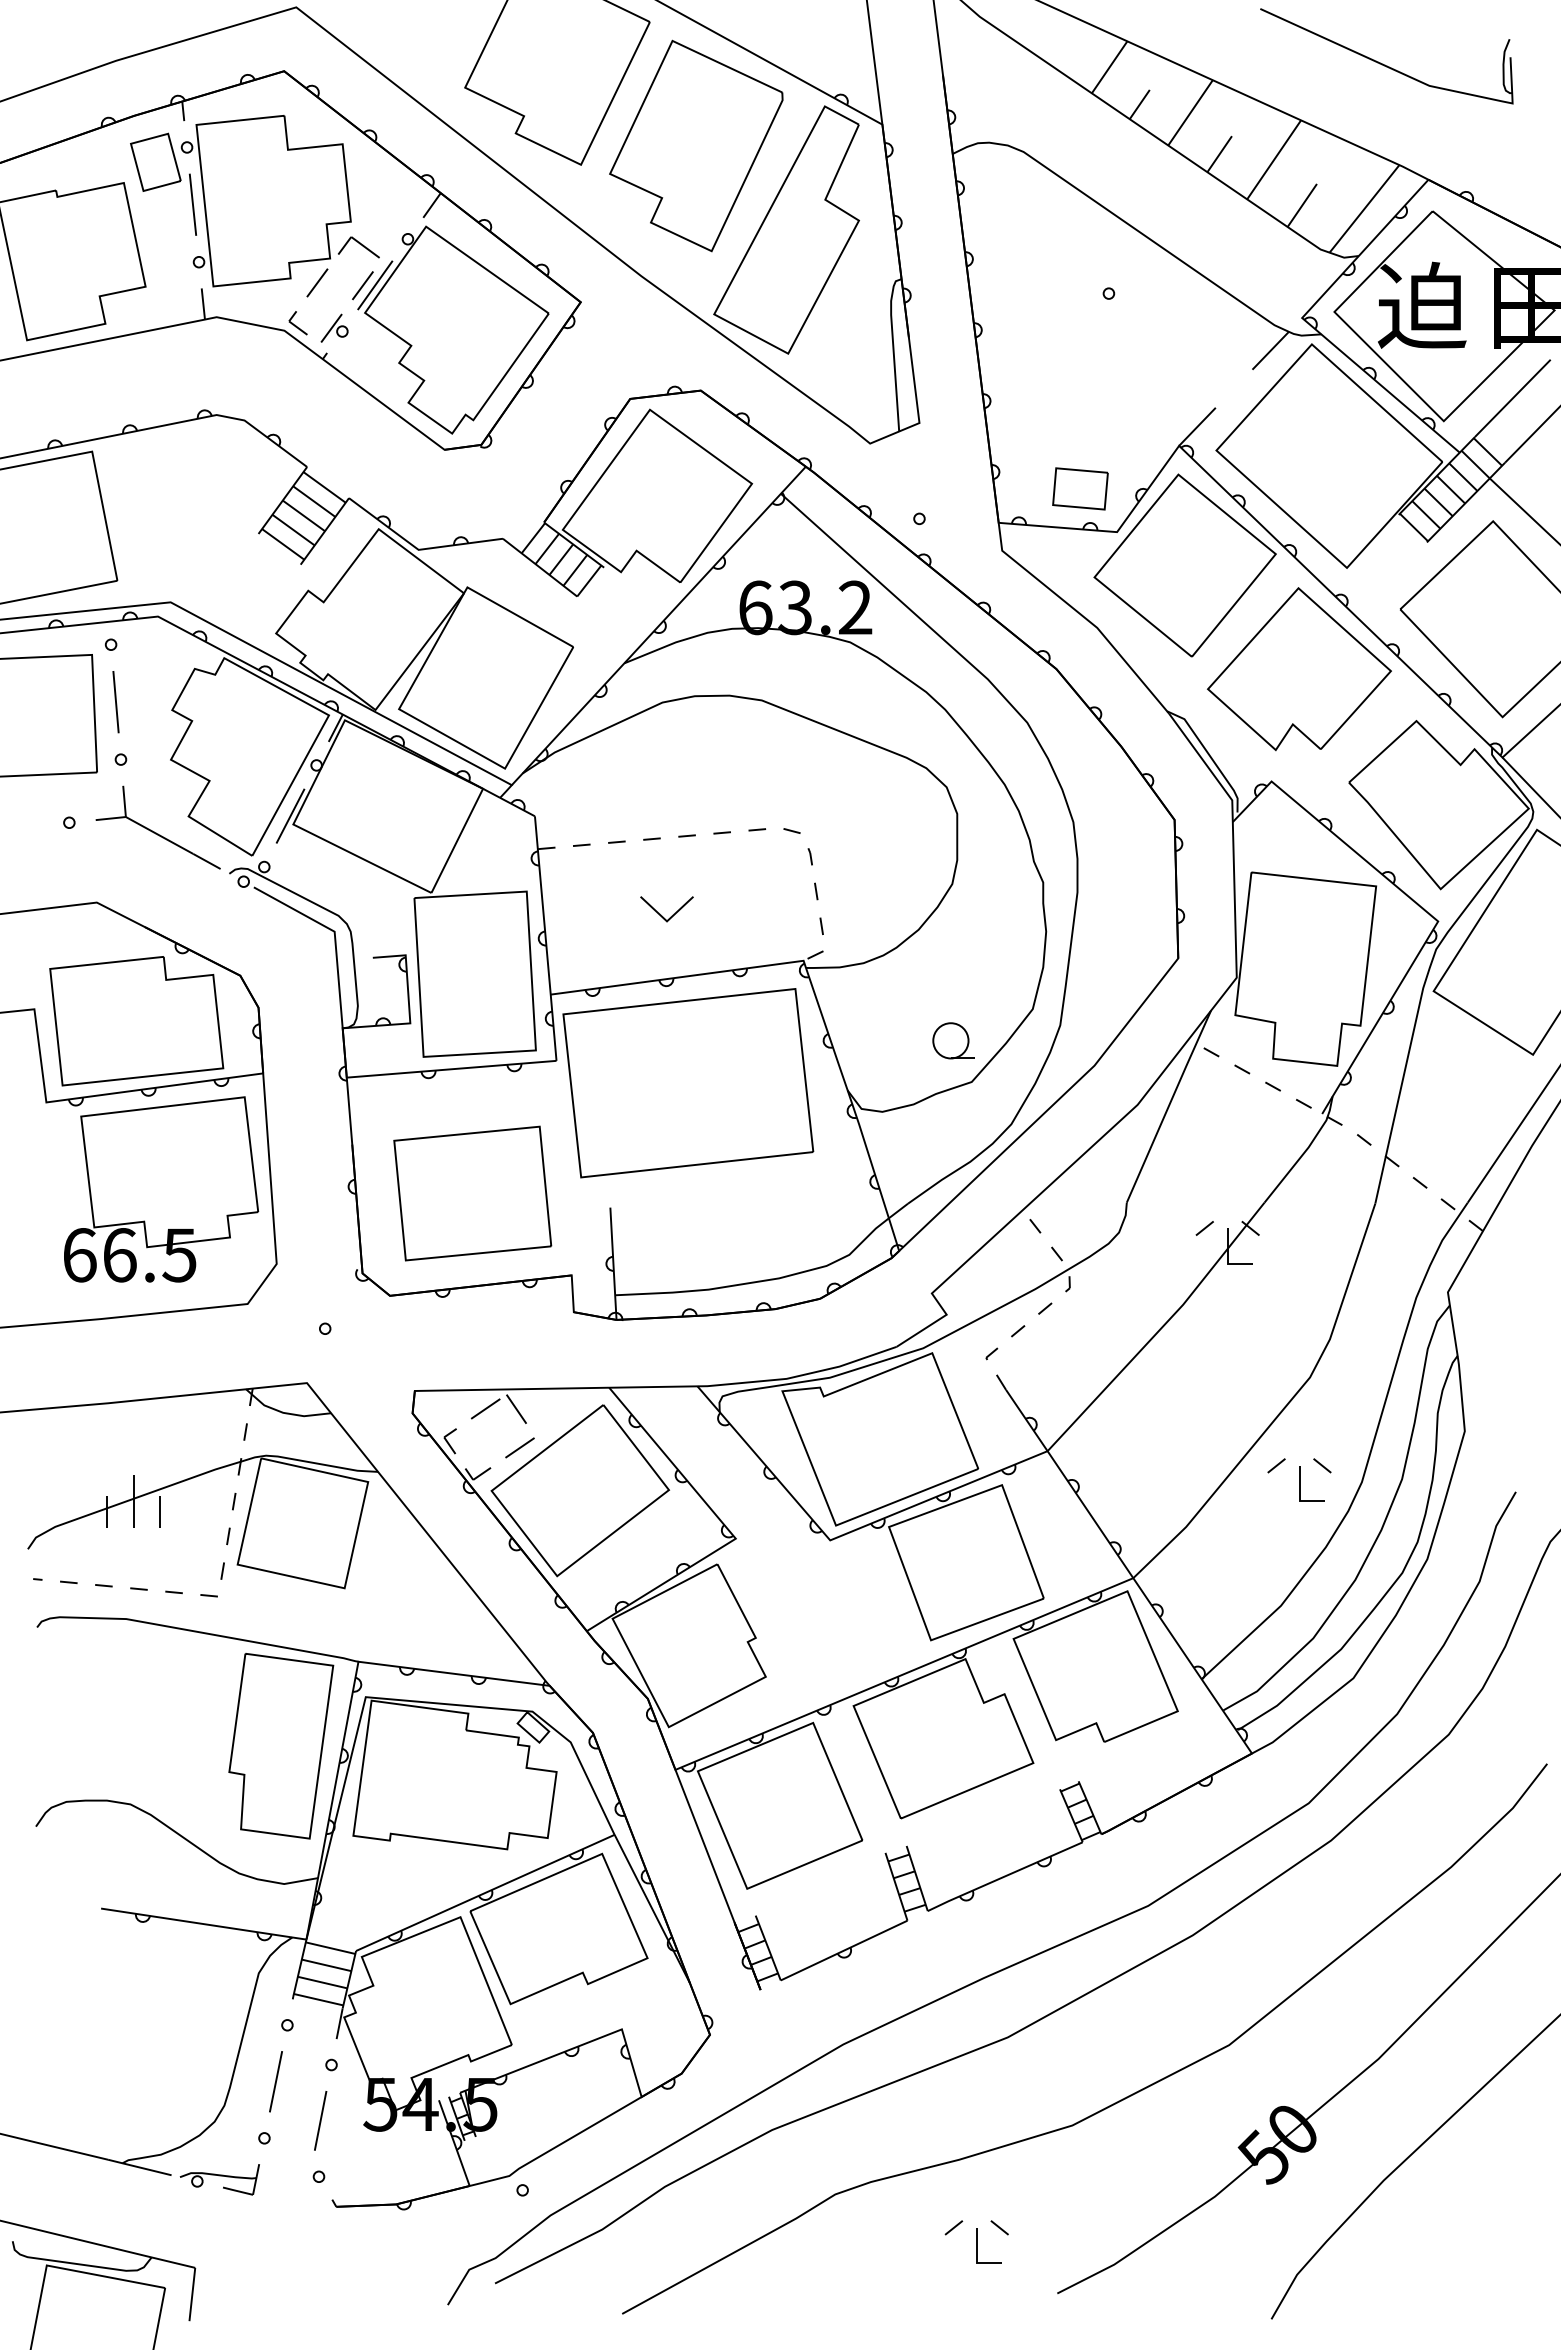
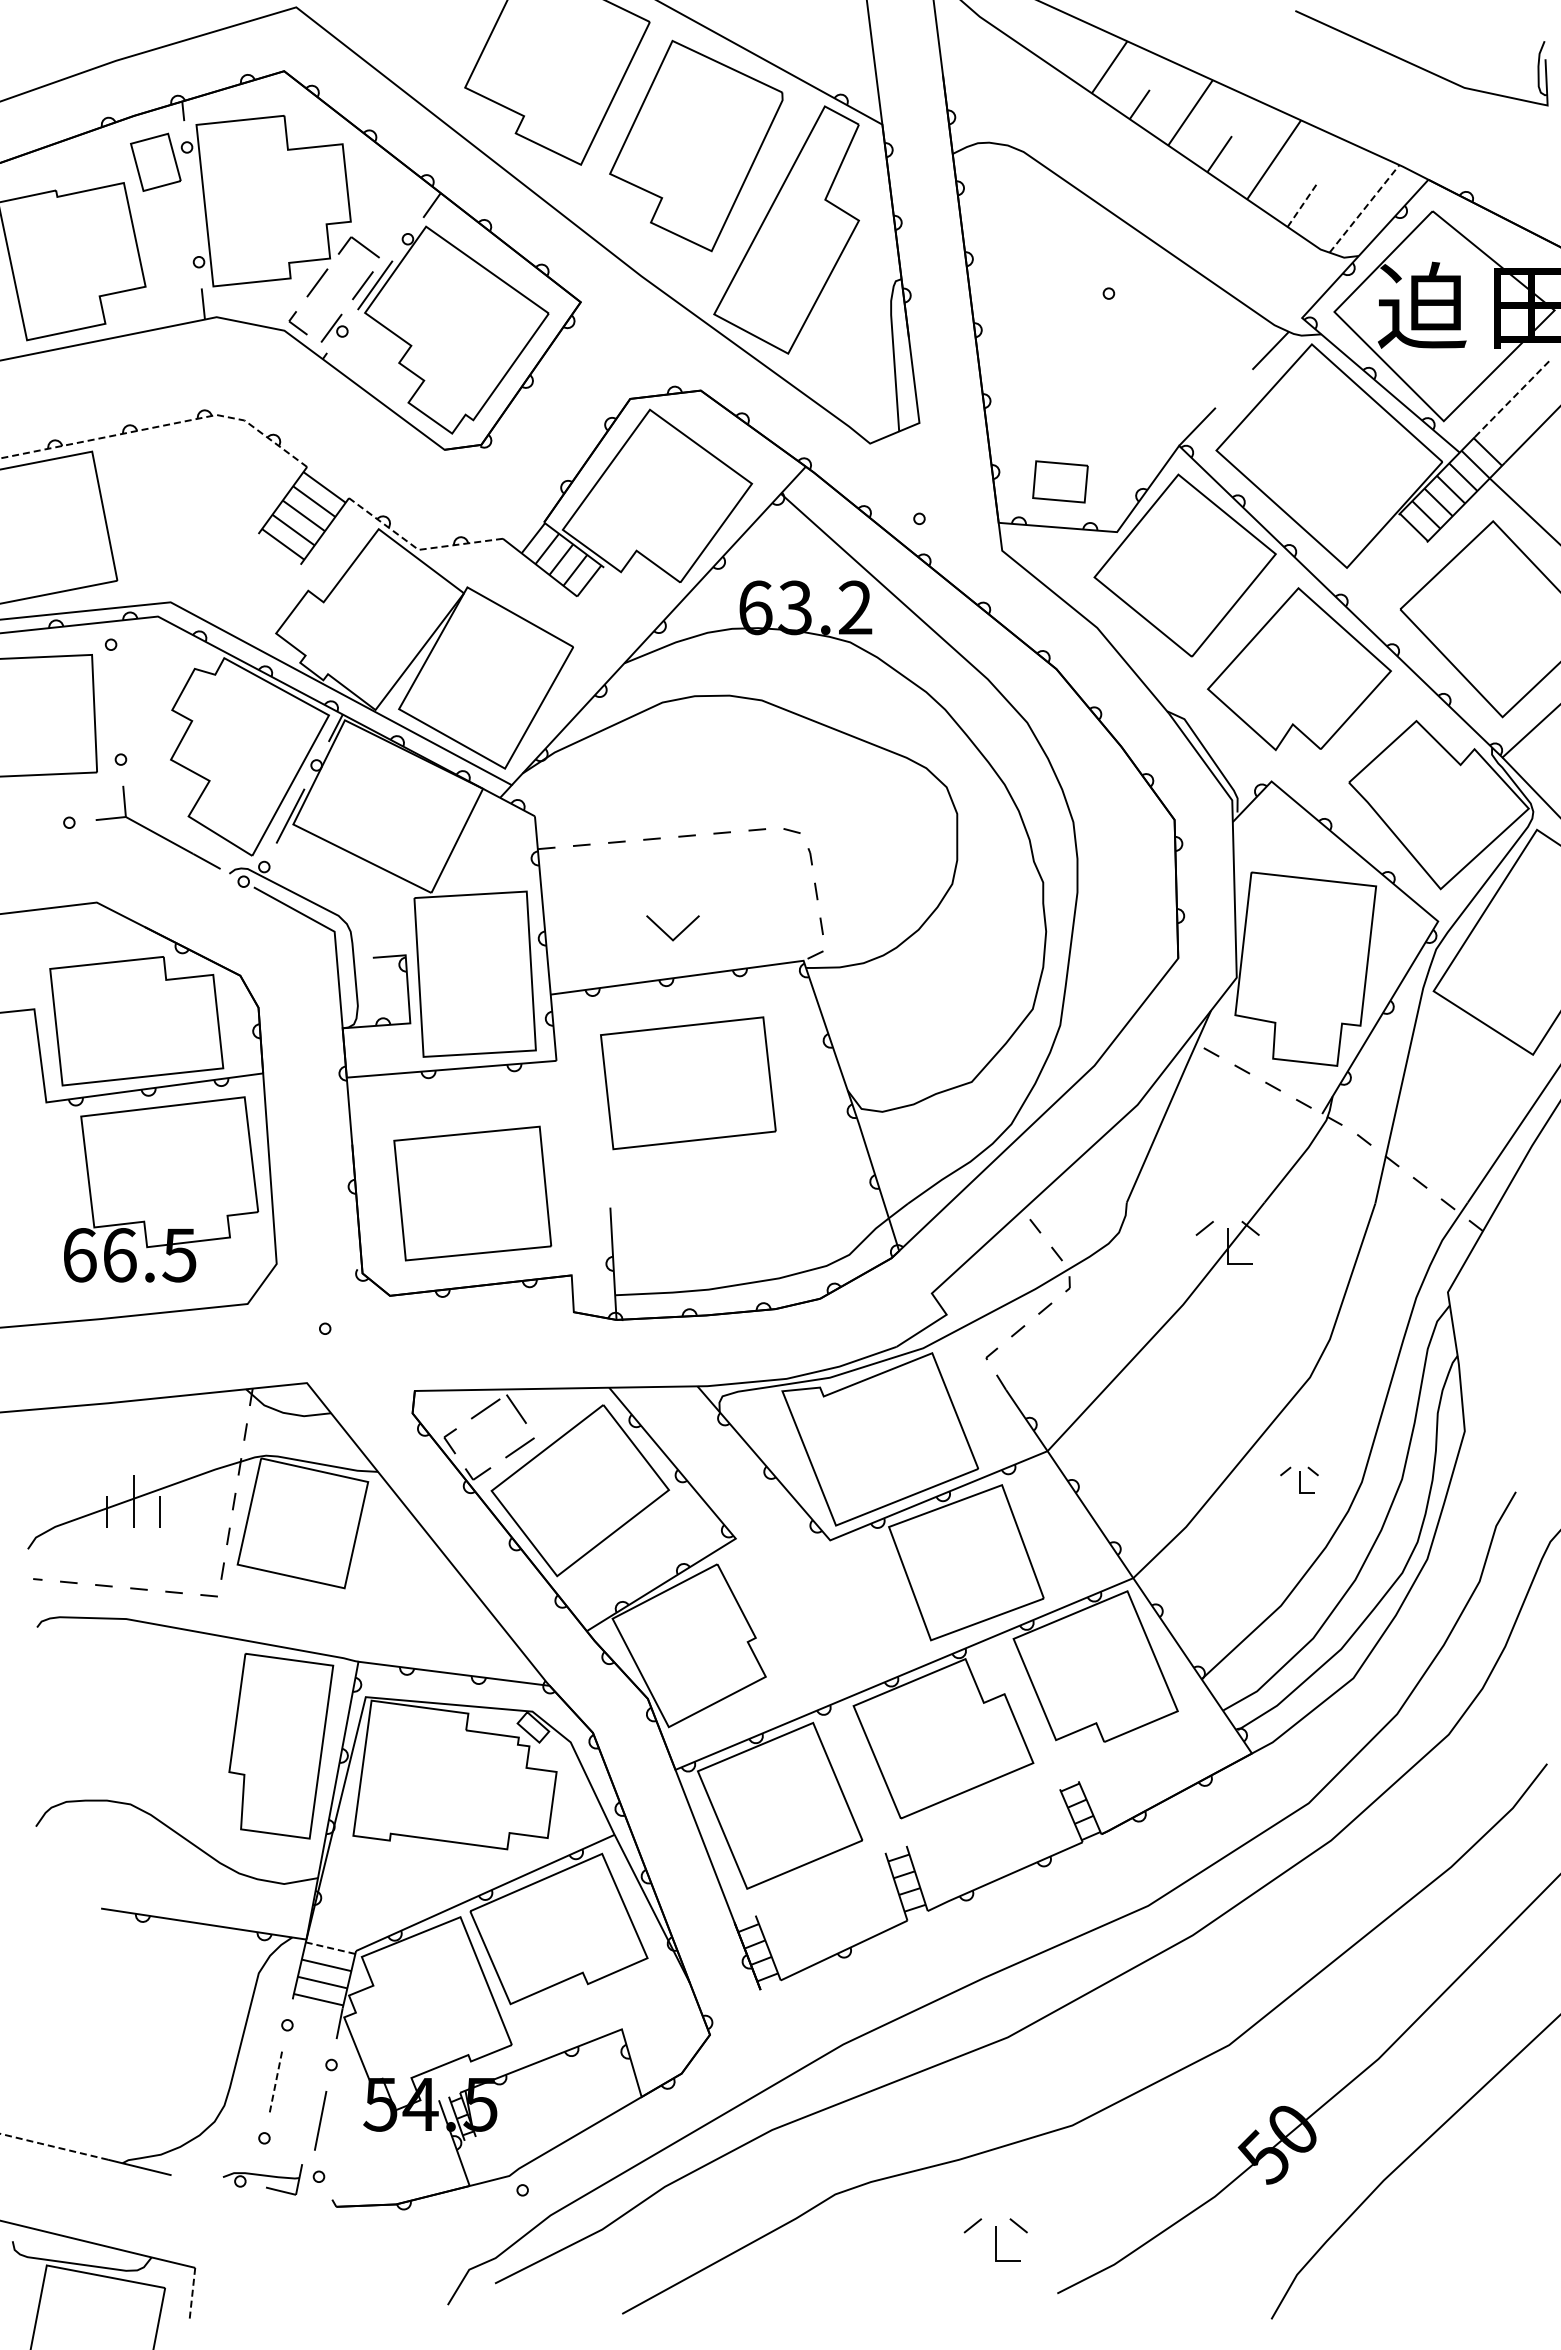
part position: (1382, 63) -> (1417, 65) (1417, 65)
line: present -> none (192, 204)
line: solid -> dashed (1302, 205)
line: solid -> dashed (1364, 208)
line: solid -> dashed (1513, 398)
line: solid -> dashed (161, 425)
part position: (1080, 488) -> (1060, 481) (1060, 481)
line: solid -> dashed (418, 549)
line: present -> none (115, 702)
part position: (661, 914) -> (667, 933) (667, 933)
part: present -> none (953, 1040)
part size: 253x191 px -> 177x135 px (688, 1083)
part size: 65x44 px -> 39x28 px (1299, 1479)
line: solid -> dashed (330, 1948)
line: solid -> dashed (276, 2081)
line: solid -> dashed (53, 2146)
part position: (219, 2179) -> (262, 2179) (262, 2179)
part position: (976, 2241) -> (995, 2239) (995, 2239)
line: solid -> dashed (192, 2294)
